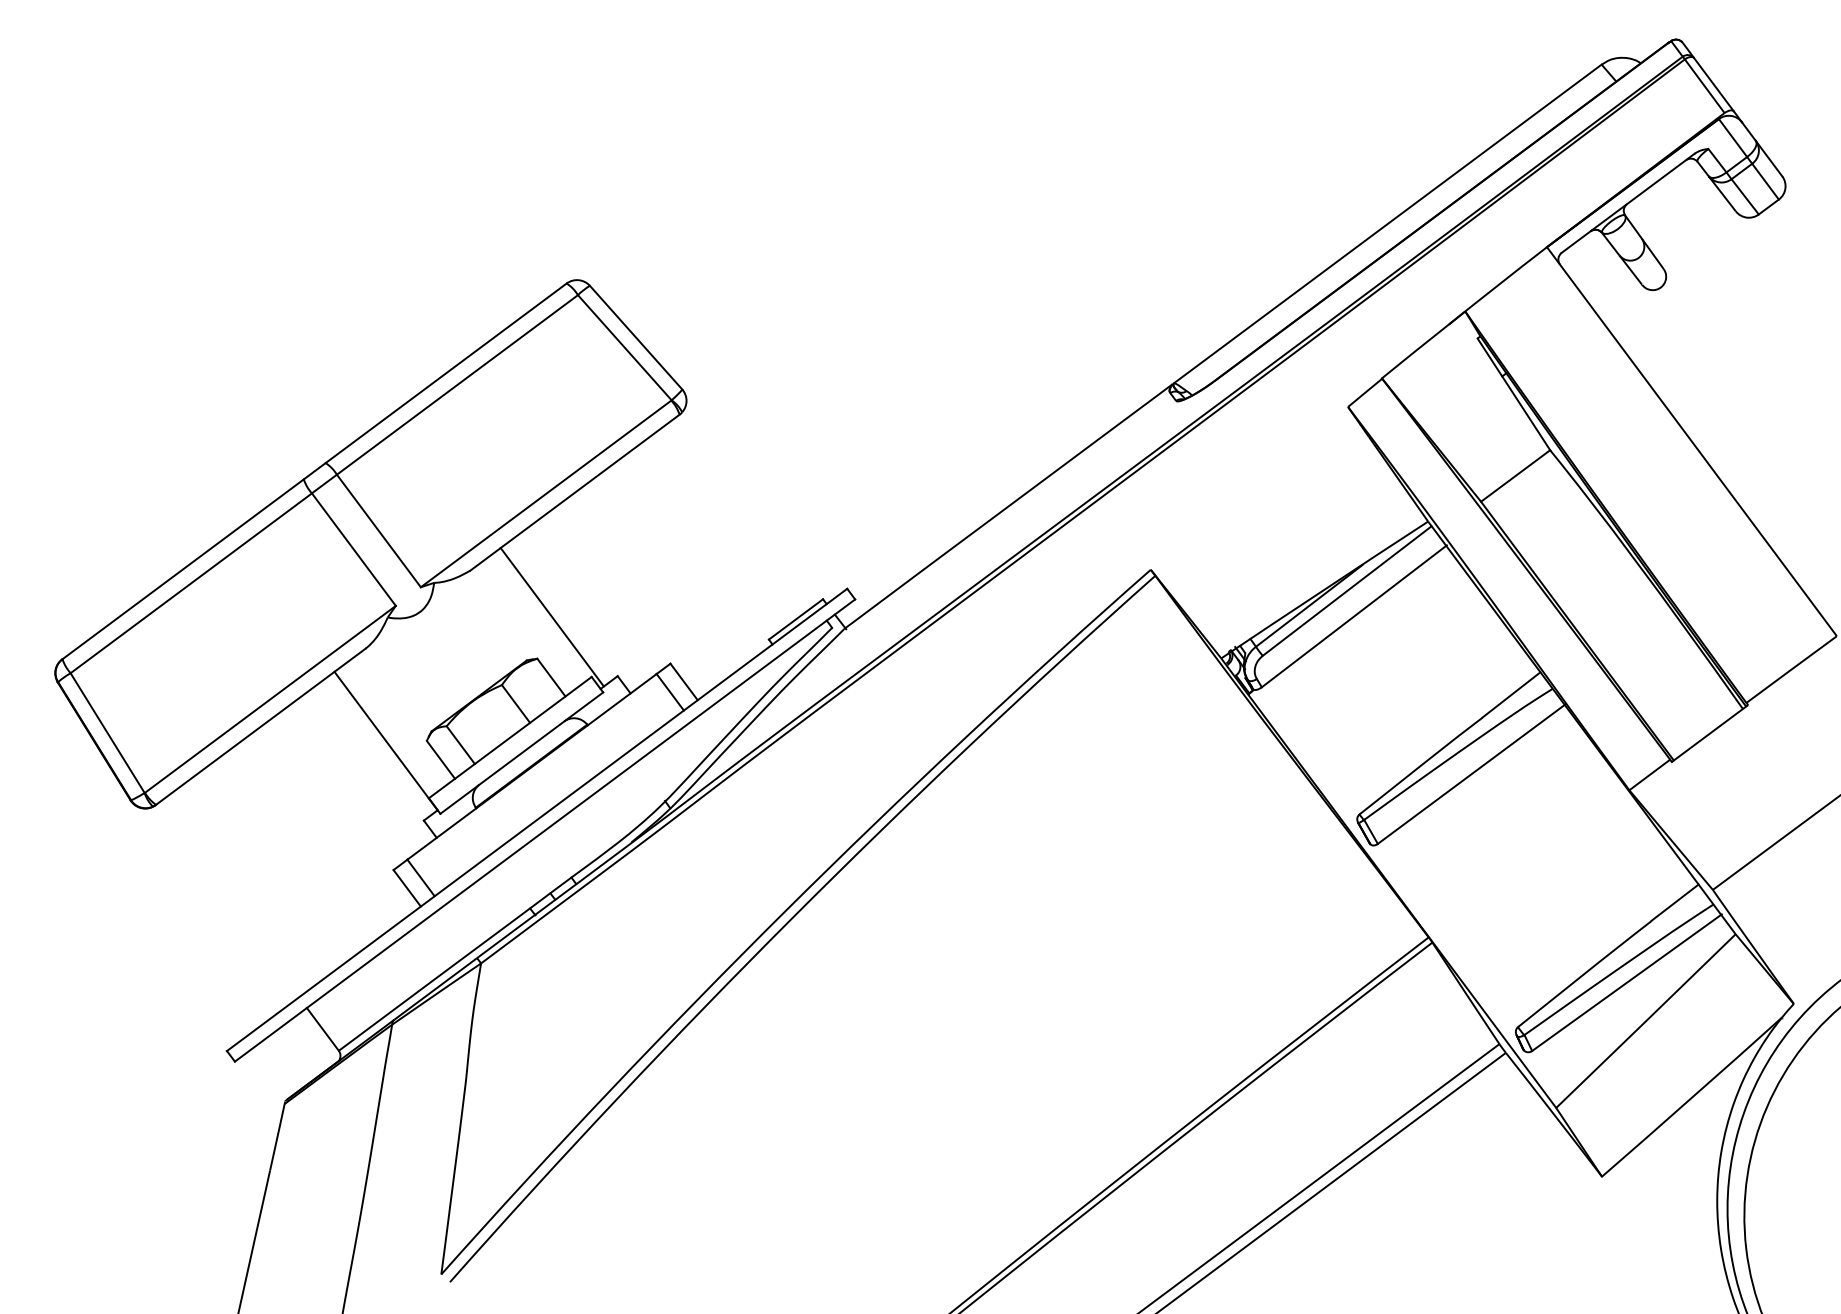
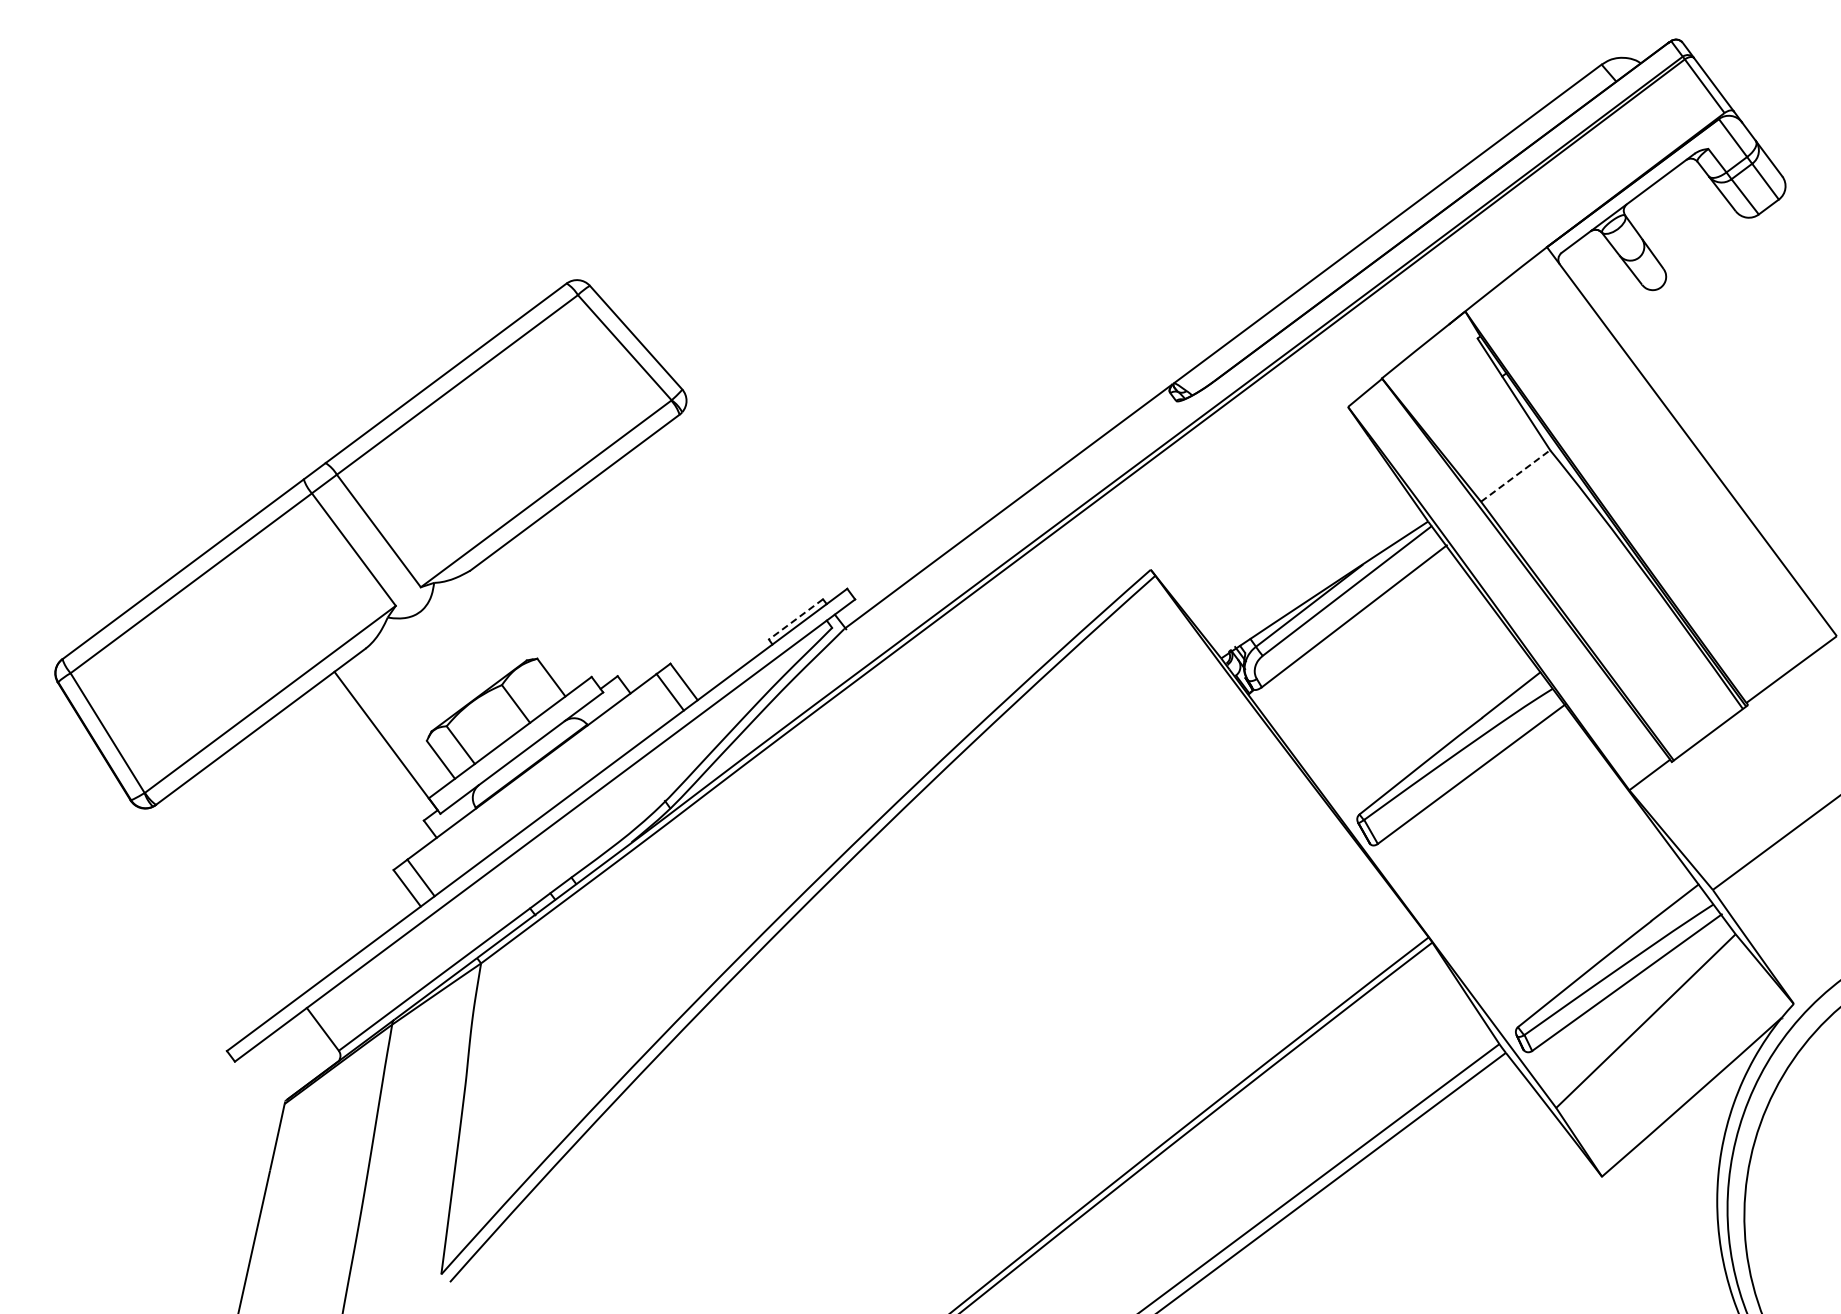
line: solid -> dashed (1516, 475)
line: present -> none (551, 617)
line: solid -> dashed (796, 619)
